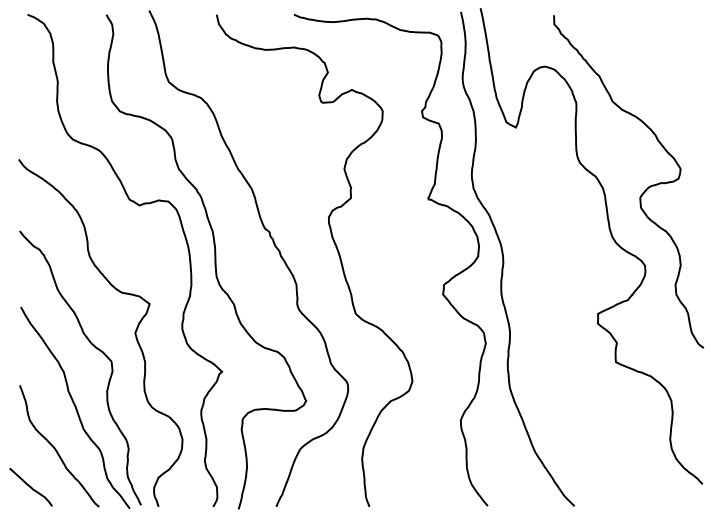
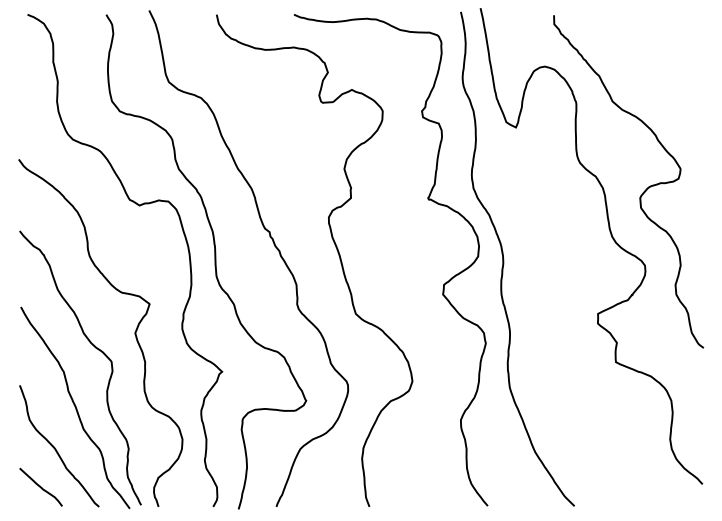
curve position: (30, 486) -> (40, 486) (40, 486)
